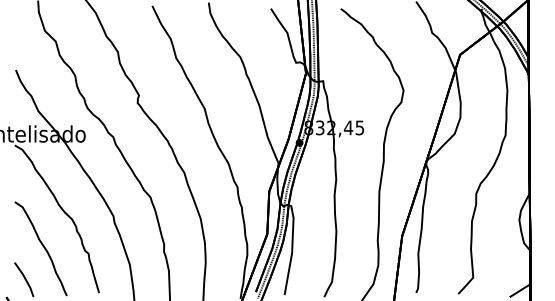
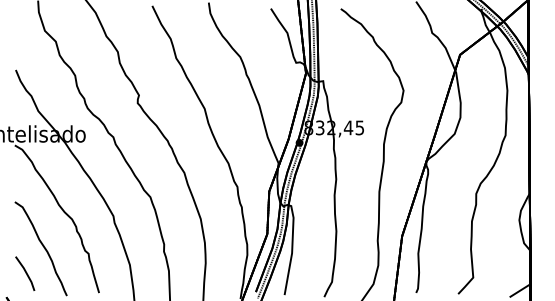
part position: (24, 279) -> (25, 273) (25, 273)
